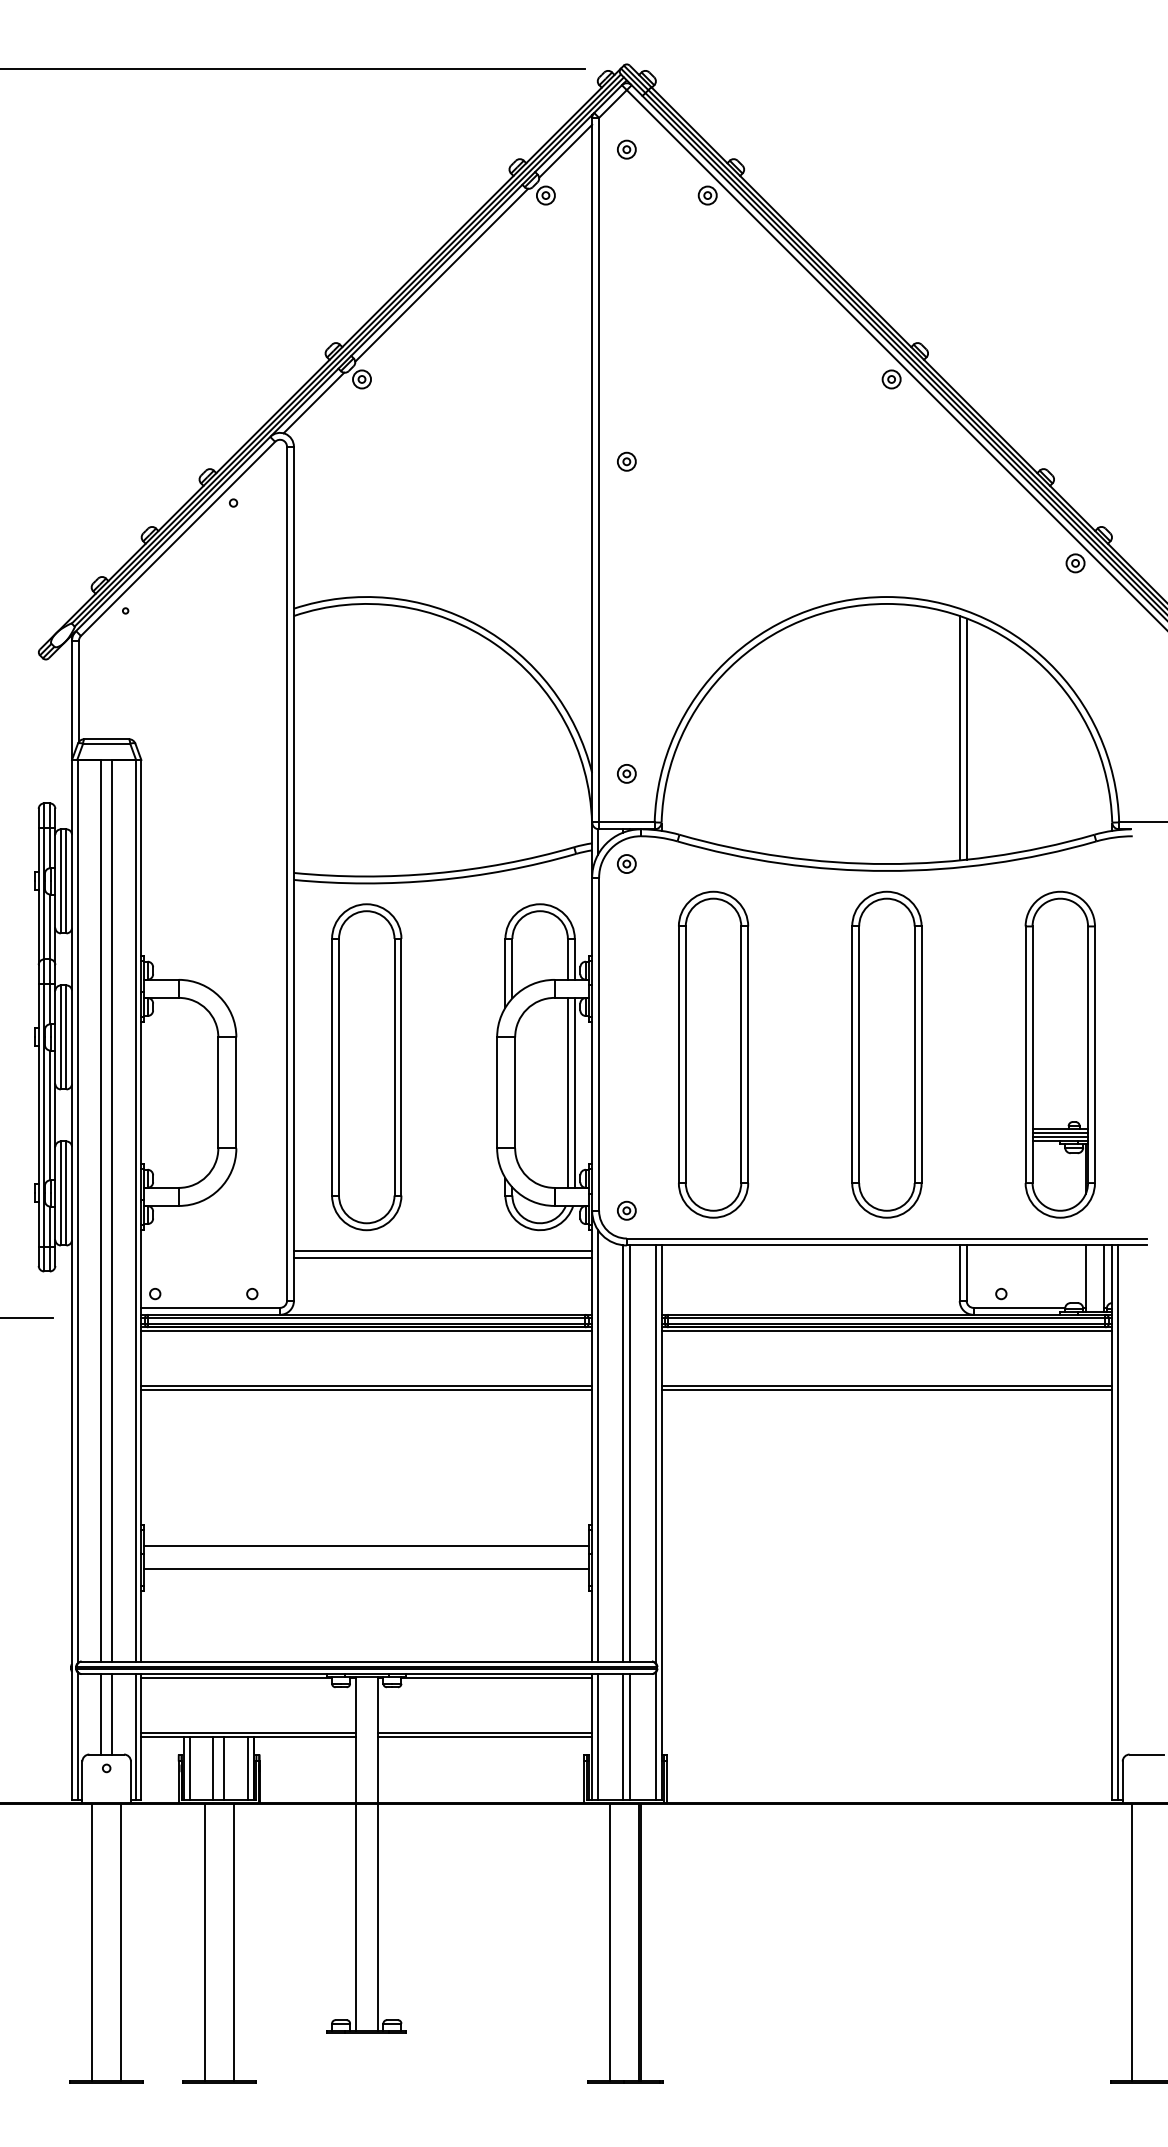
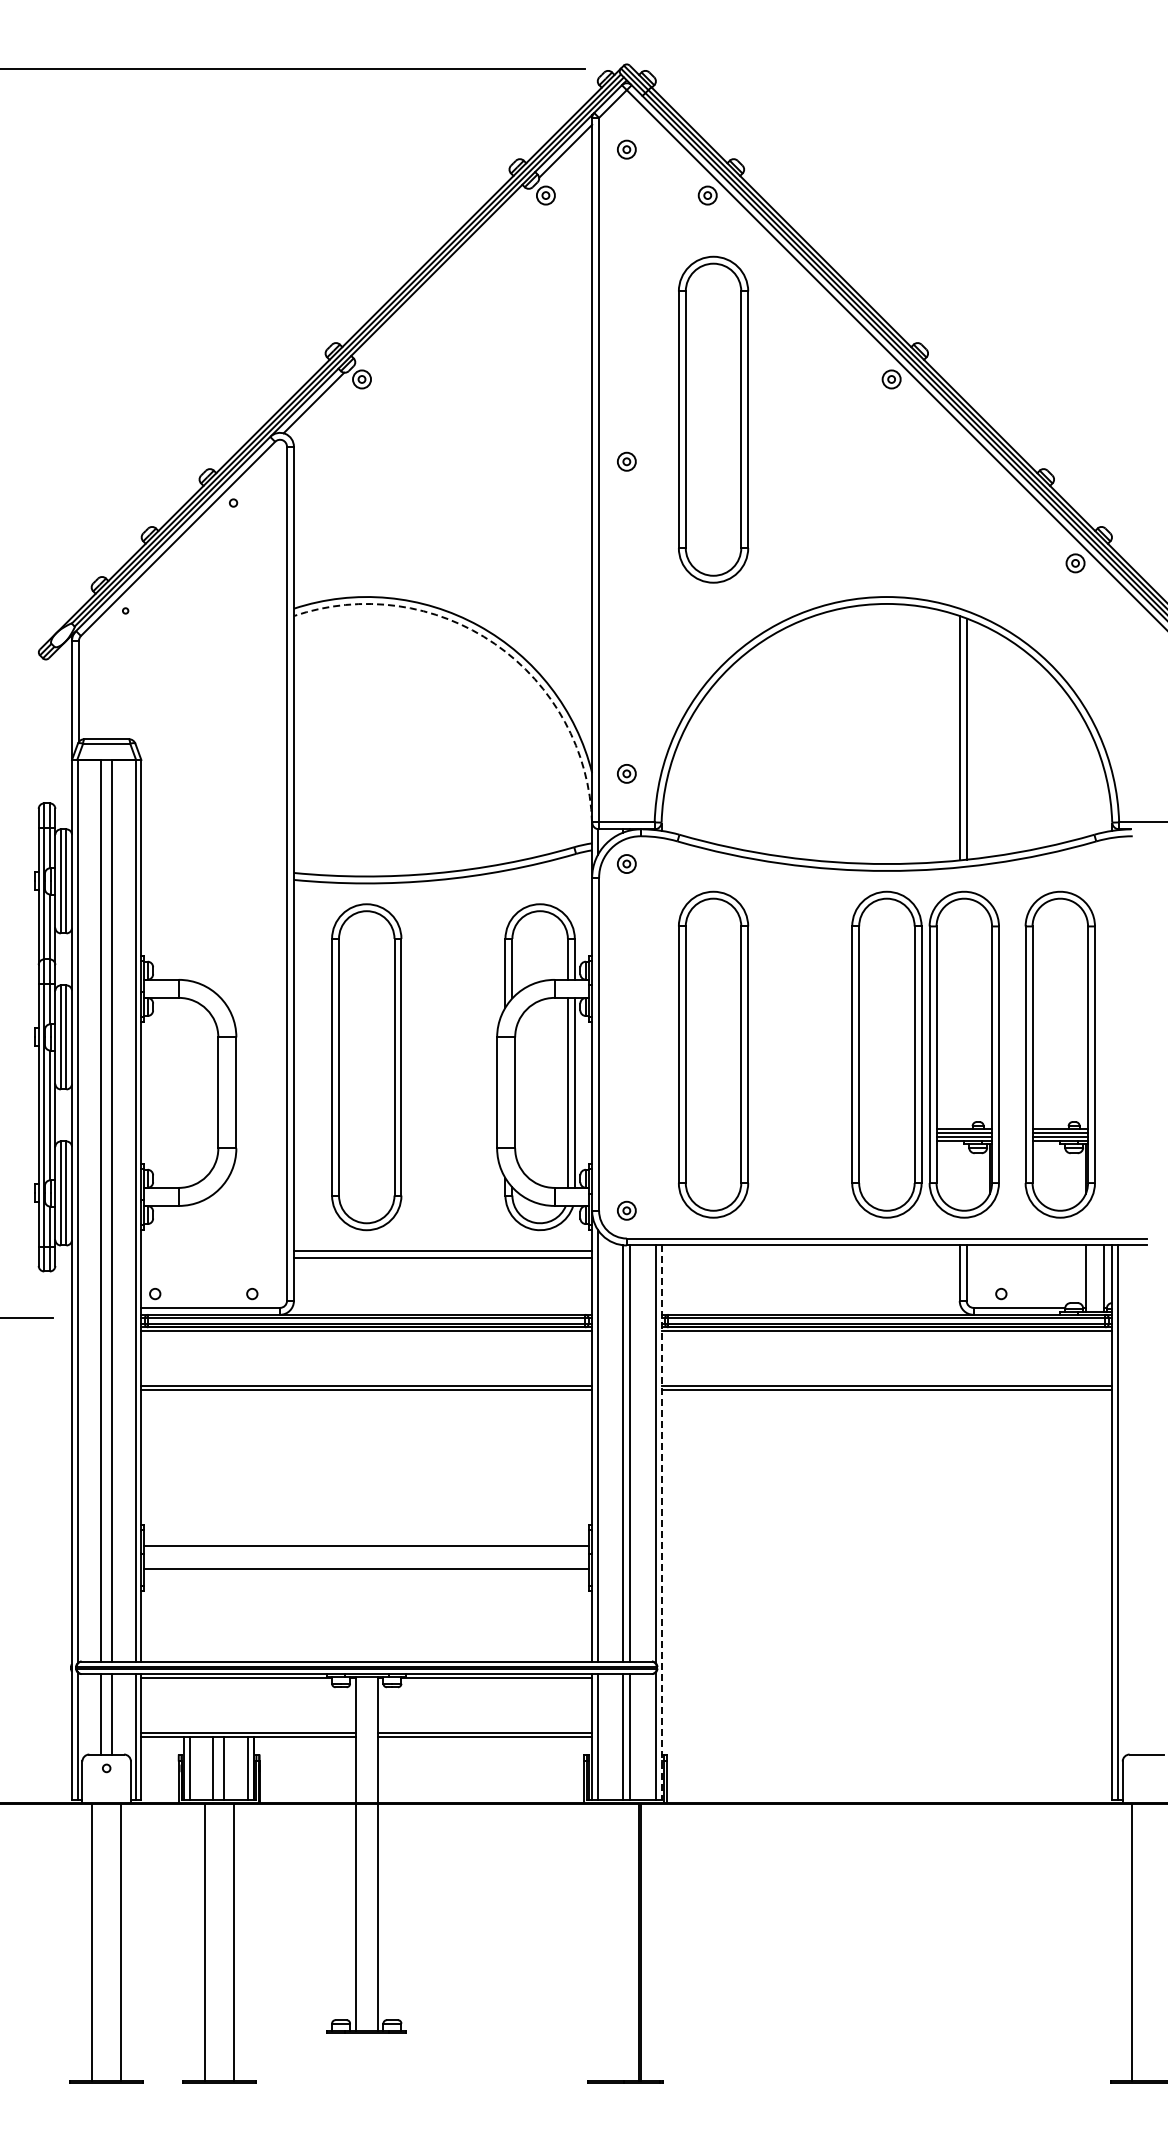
line: present -> none (441, 274)
part: none -> present (713, 419)
arc: solid -> dashed (495, 644)
part: none -> present (963, 1054)
line: solid -> dashed (661, 1523)
line: present -> none (609, 1941)
